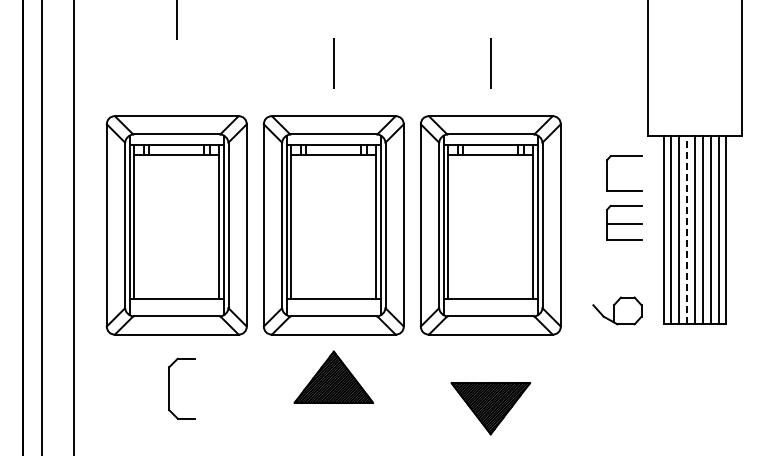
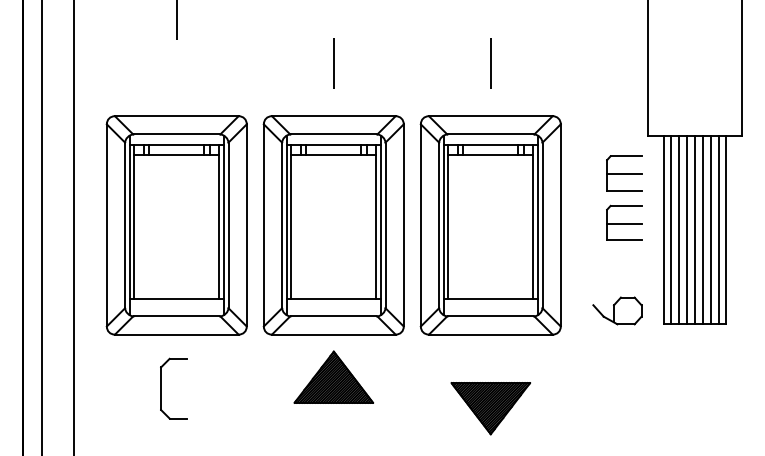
line: none -> present (624, 174)
line: dashed -> solid (687, 229)
part position: (169, 388) -> (161, 388) (161, 388)
